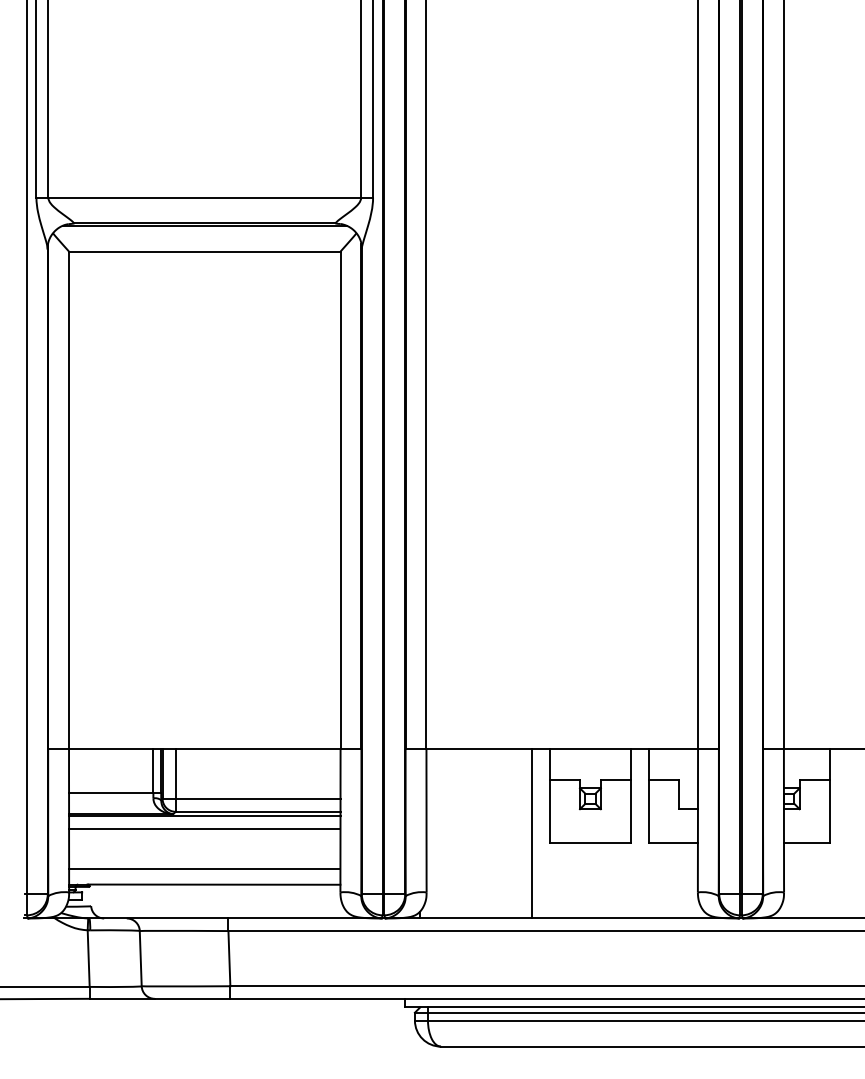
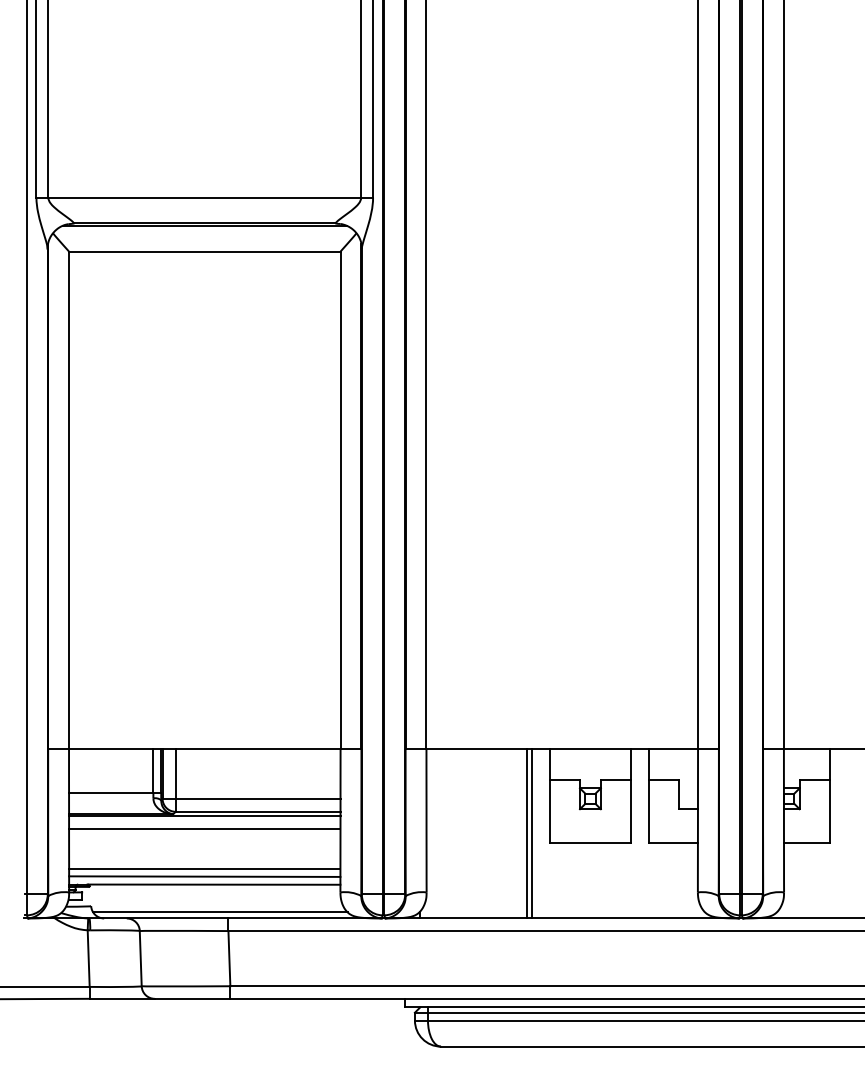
line: none -> present (526, 833)
line: none -> present (204, 876)
line: none -> present (220, 912)
